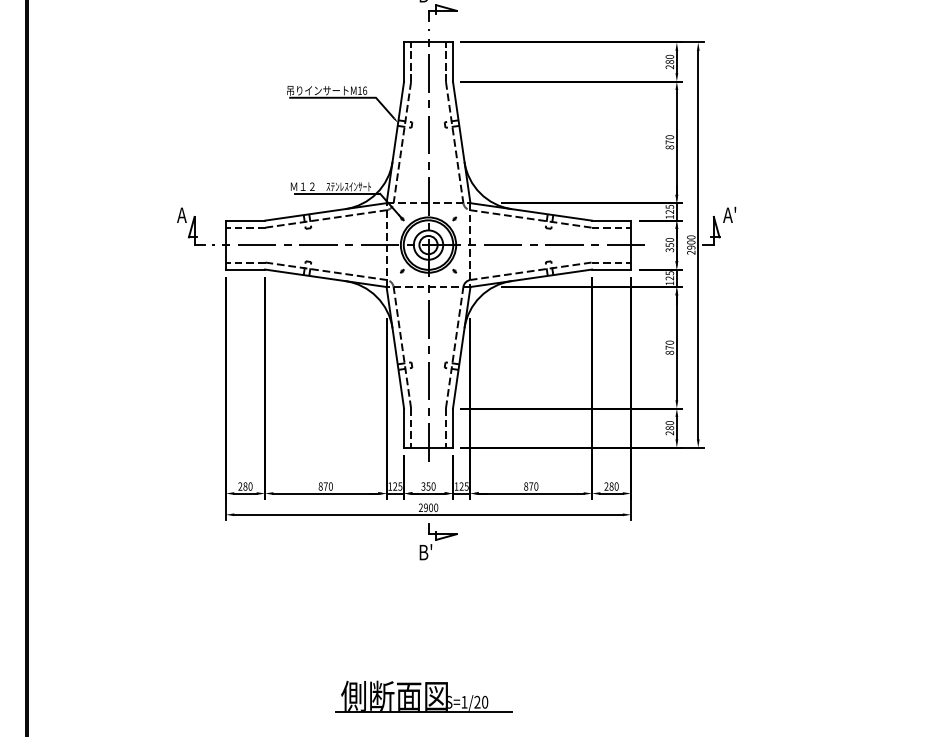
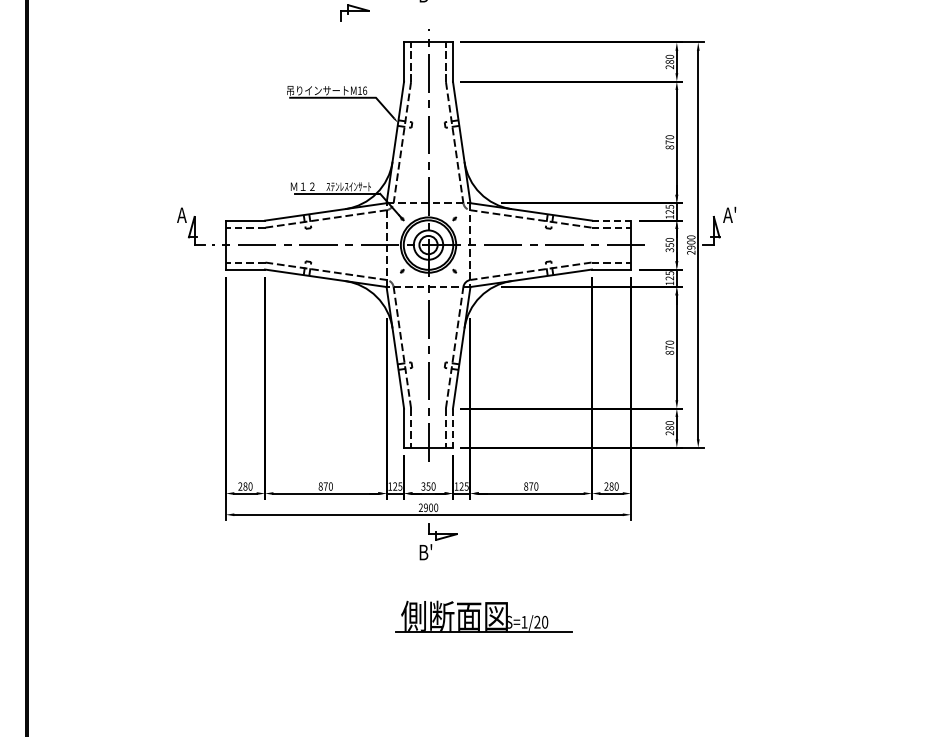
part position: (442, 12) -> (354, 12) (354, 12)
line: solid -> dashed (611, 220)
line: solid -> dashed (452, 428)
part position: (423, 696) -> (483, 616) (483, 616)
